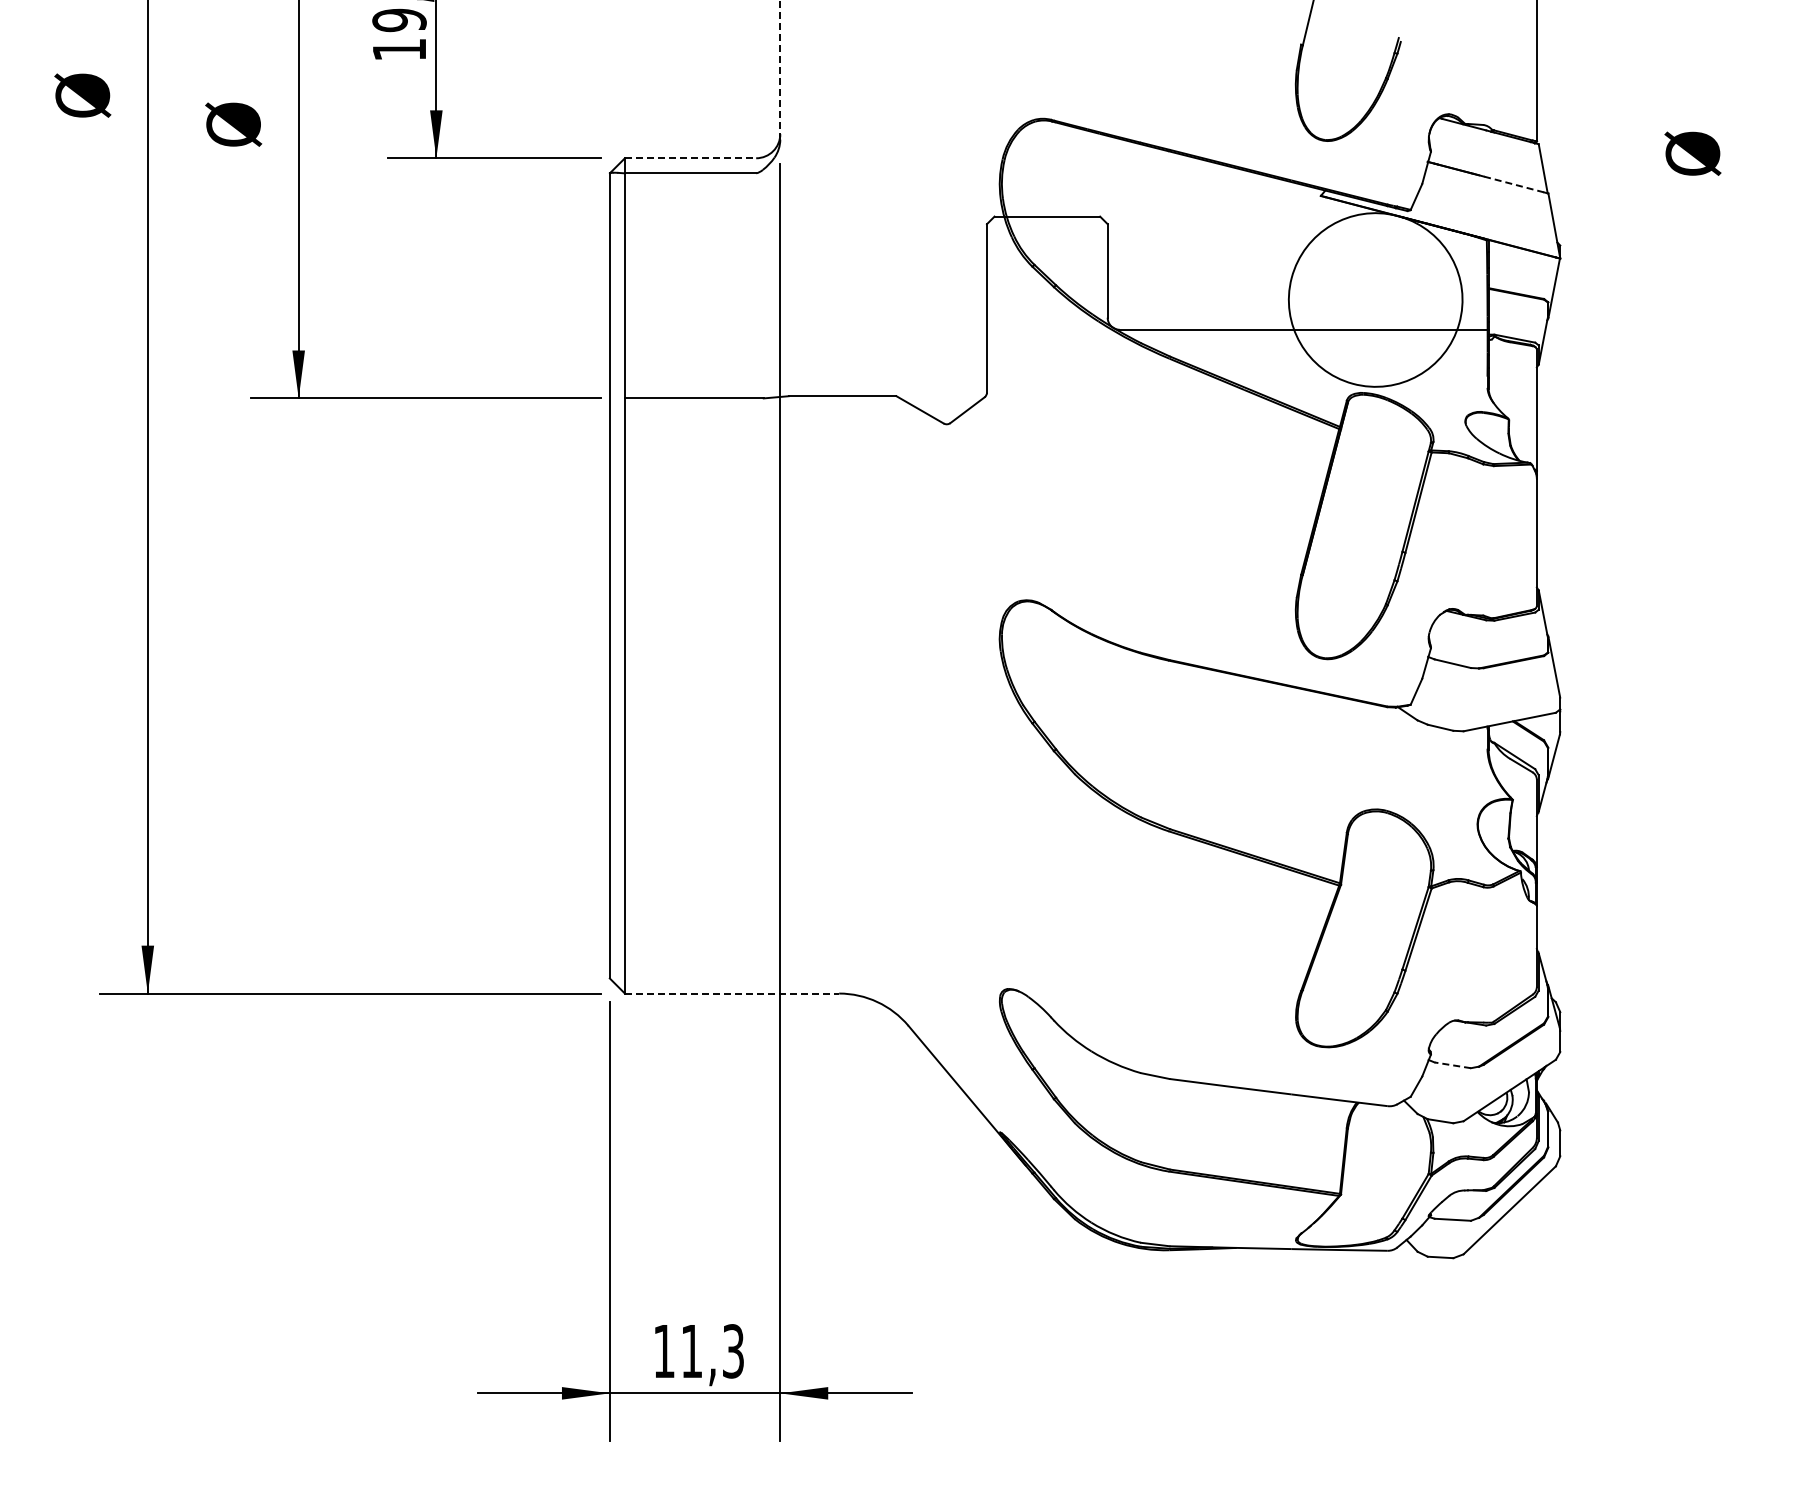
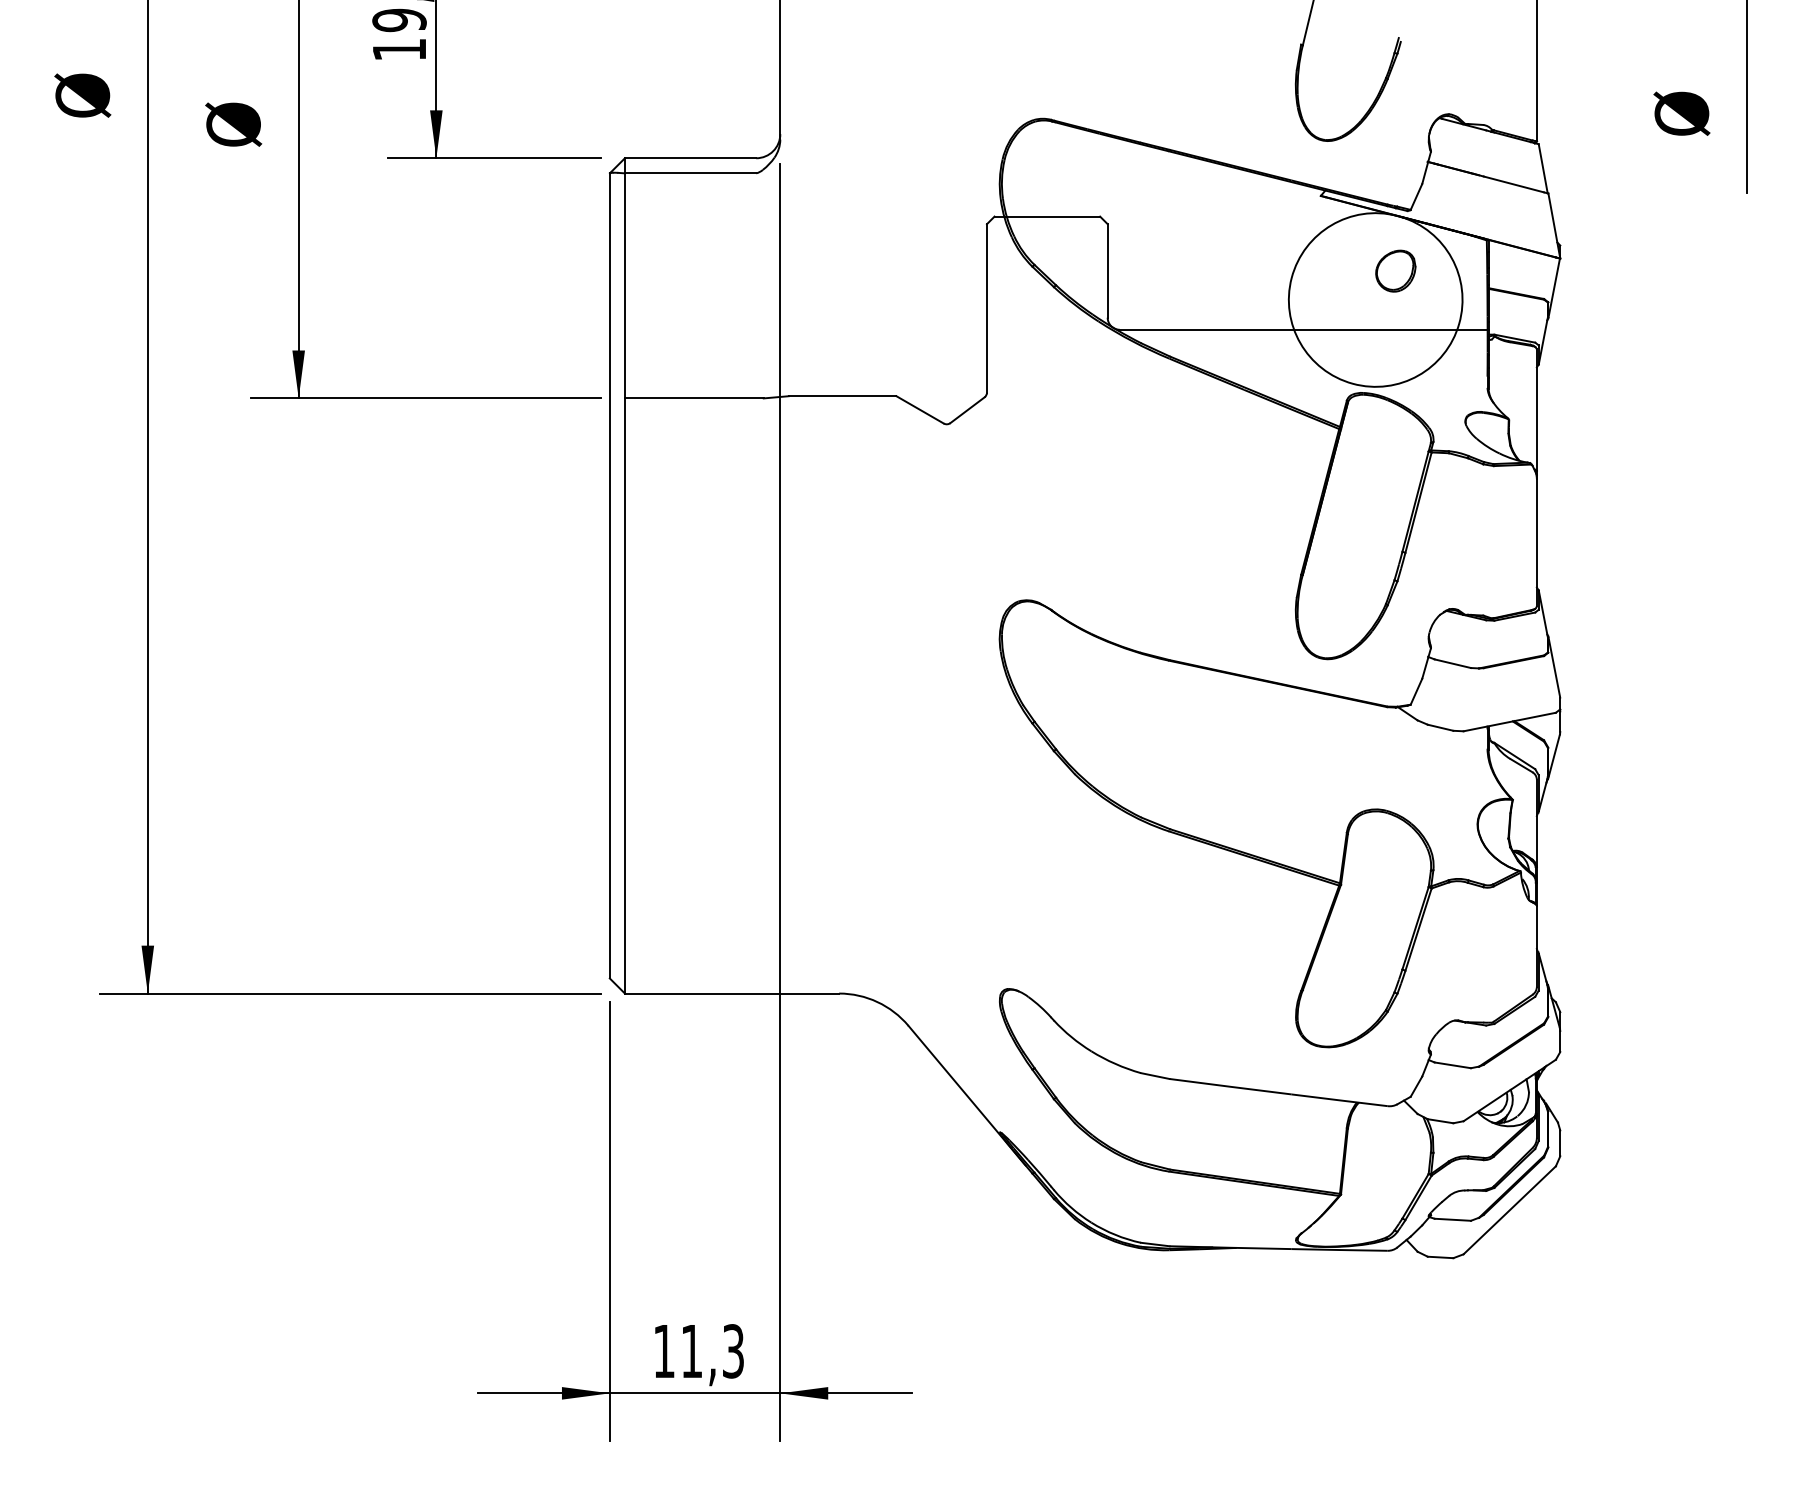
line: dashed -> solid (780, 69)
line: none -> present (1746, 97)
text position: (1692, 153) -> (1681, 113) (1681, 113)
line: dashed -> solid (690, 158)
line: dashed -> solid (1513, 184)
part: none -> present (1395, 270)
line: dashed -> solid (732, 993)
line: dashed -> solid (1452, 1065)
